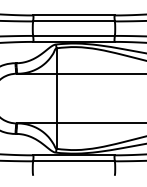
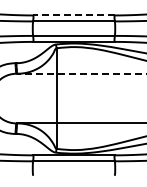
line: solid -> dashed (74, 15)
line: solid -> dashed (81, 73)
